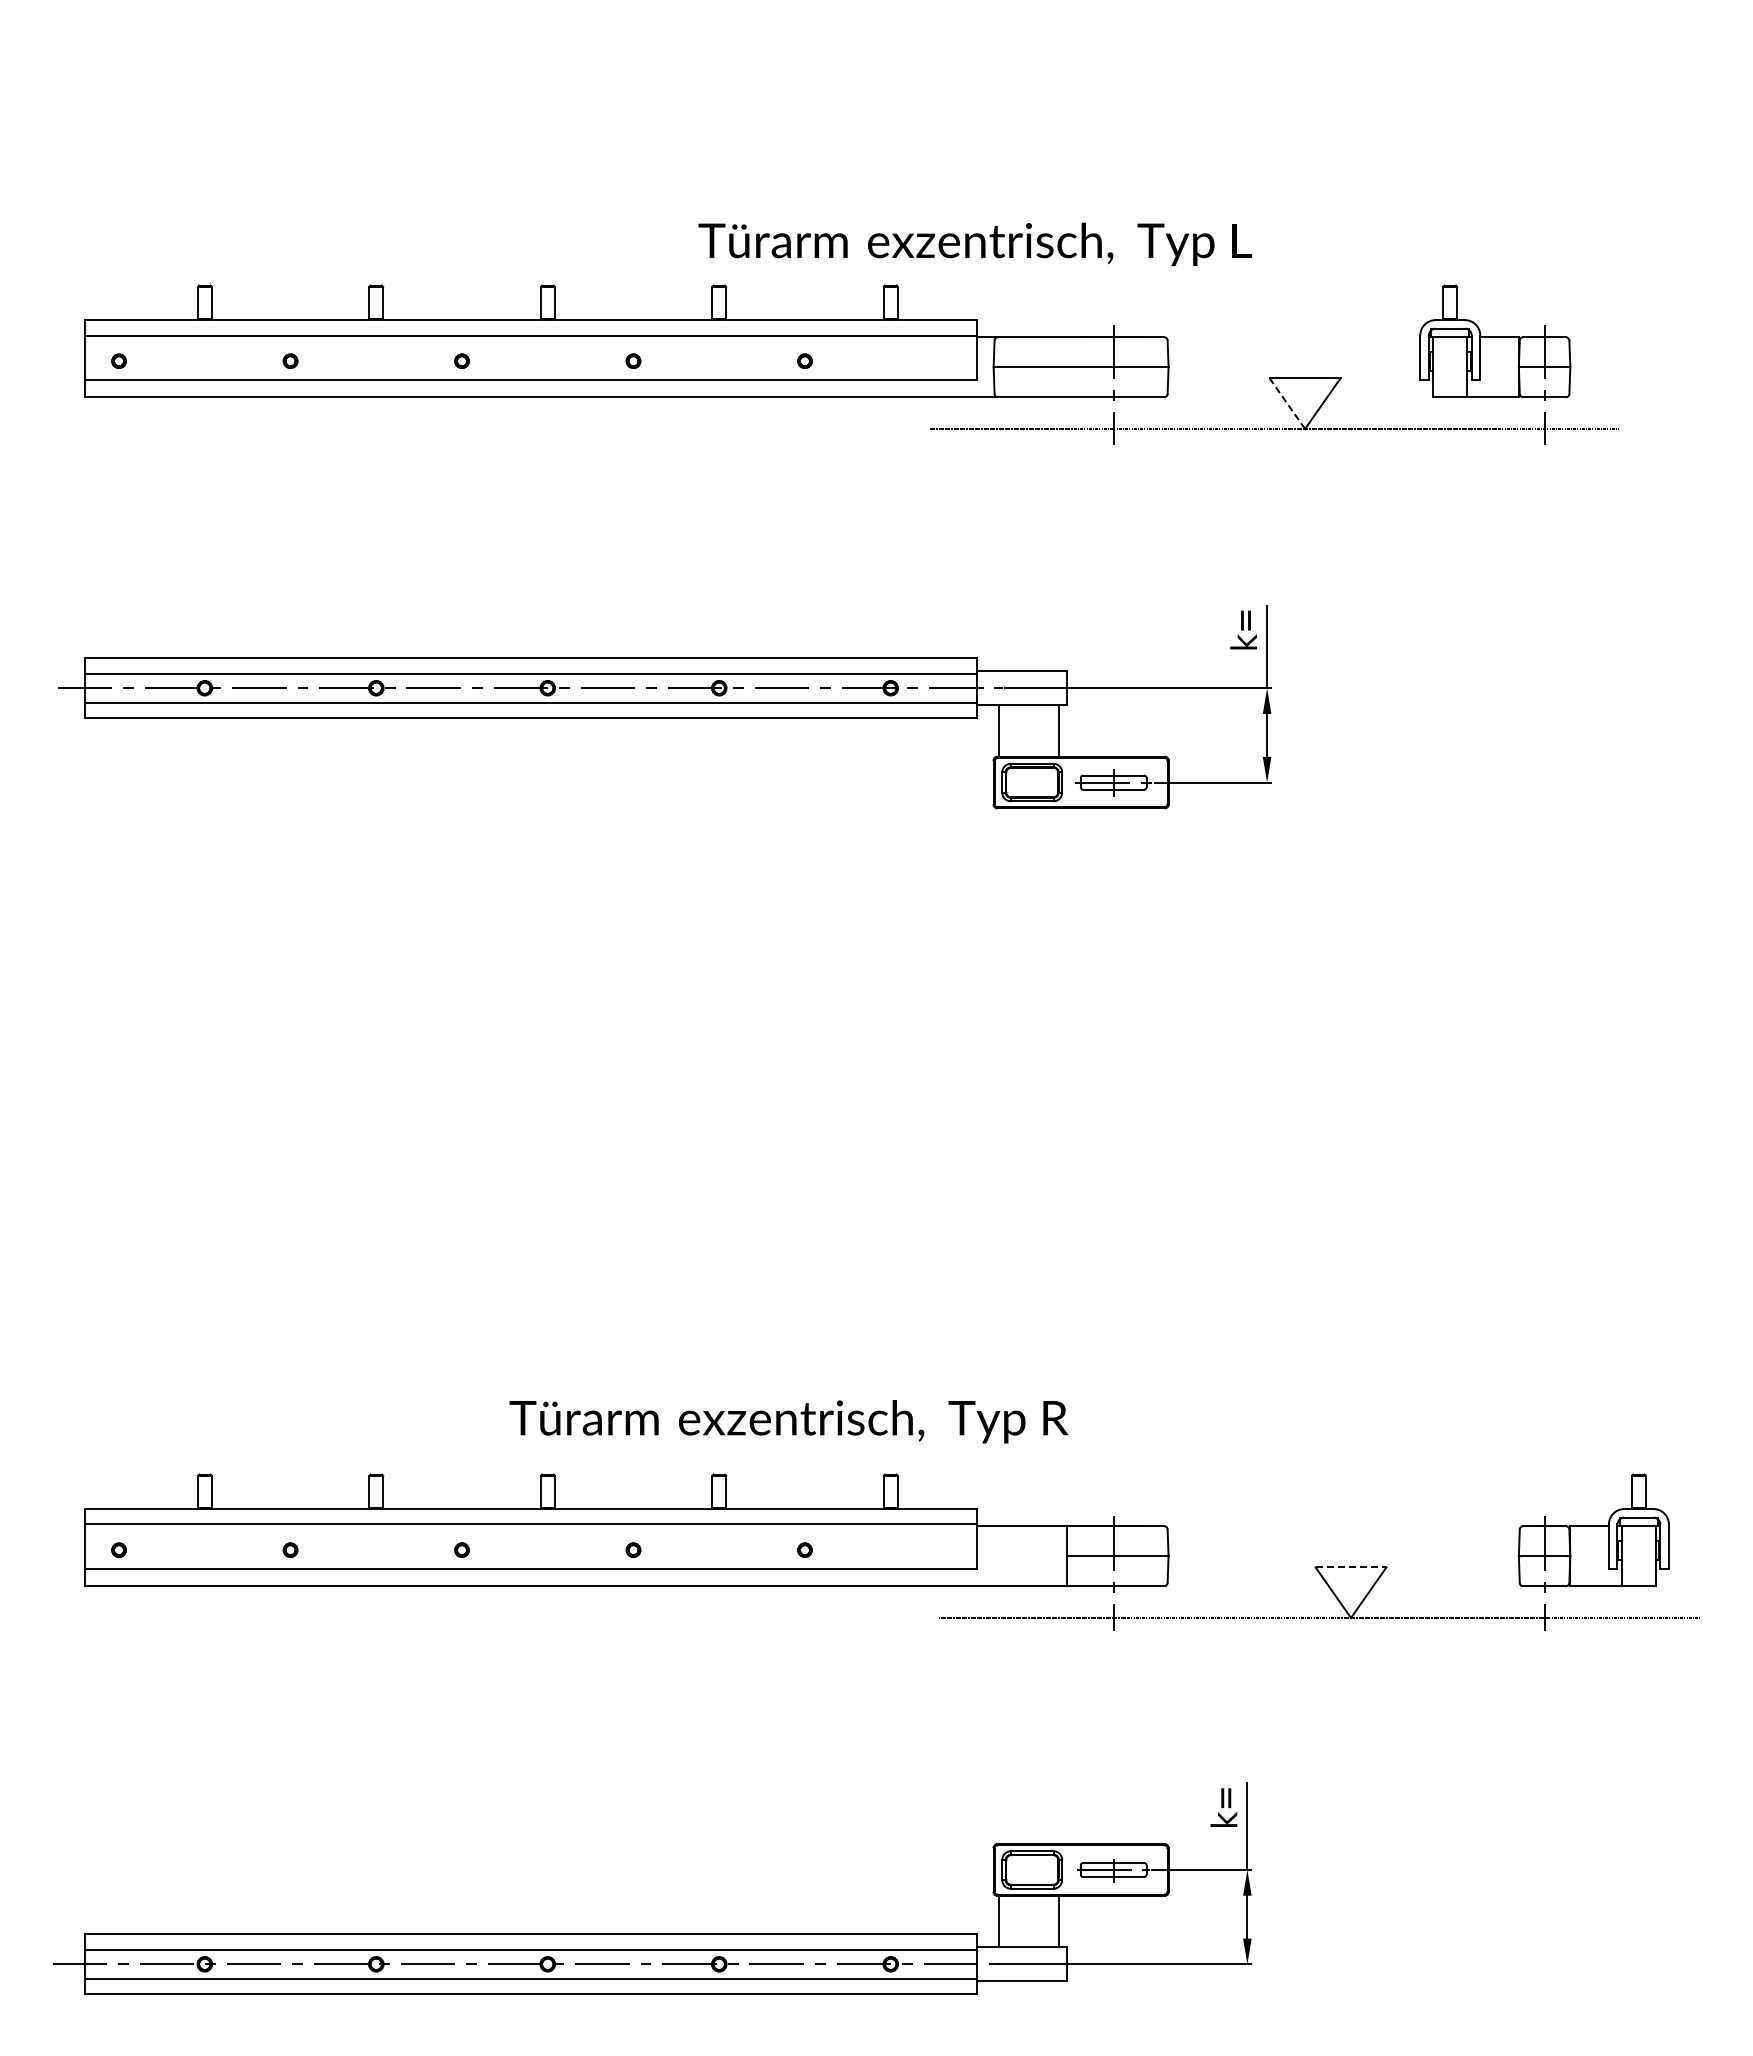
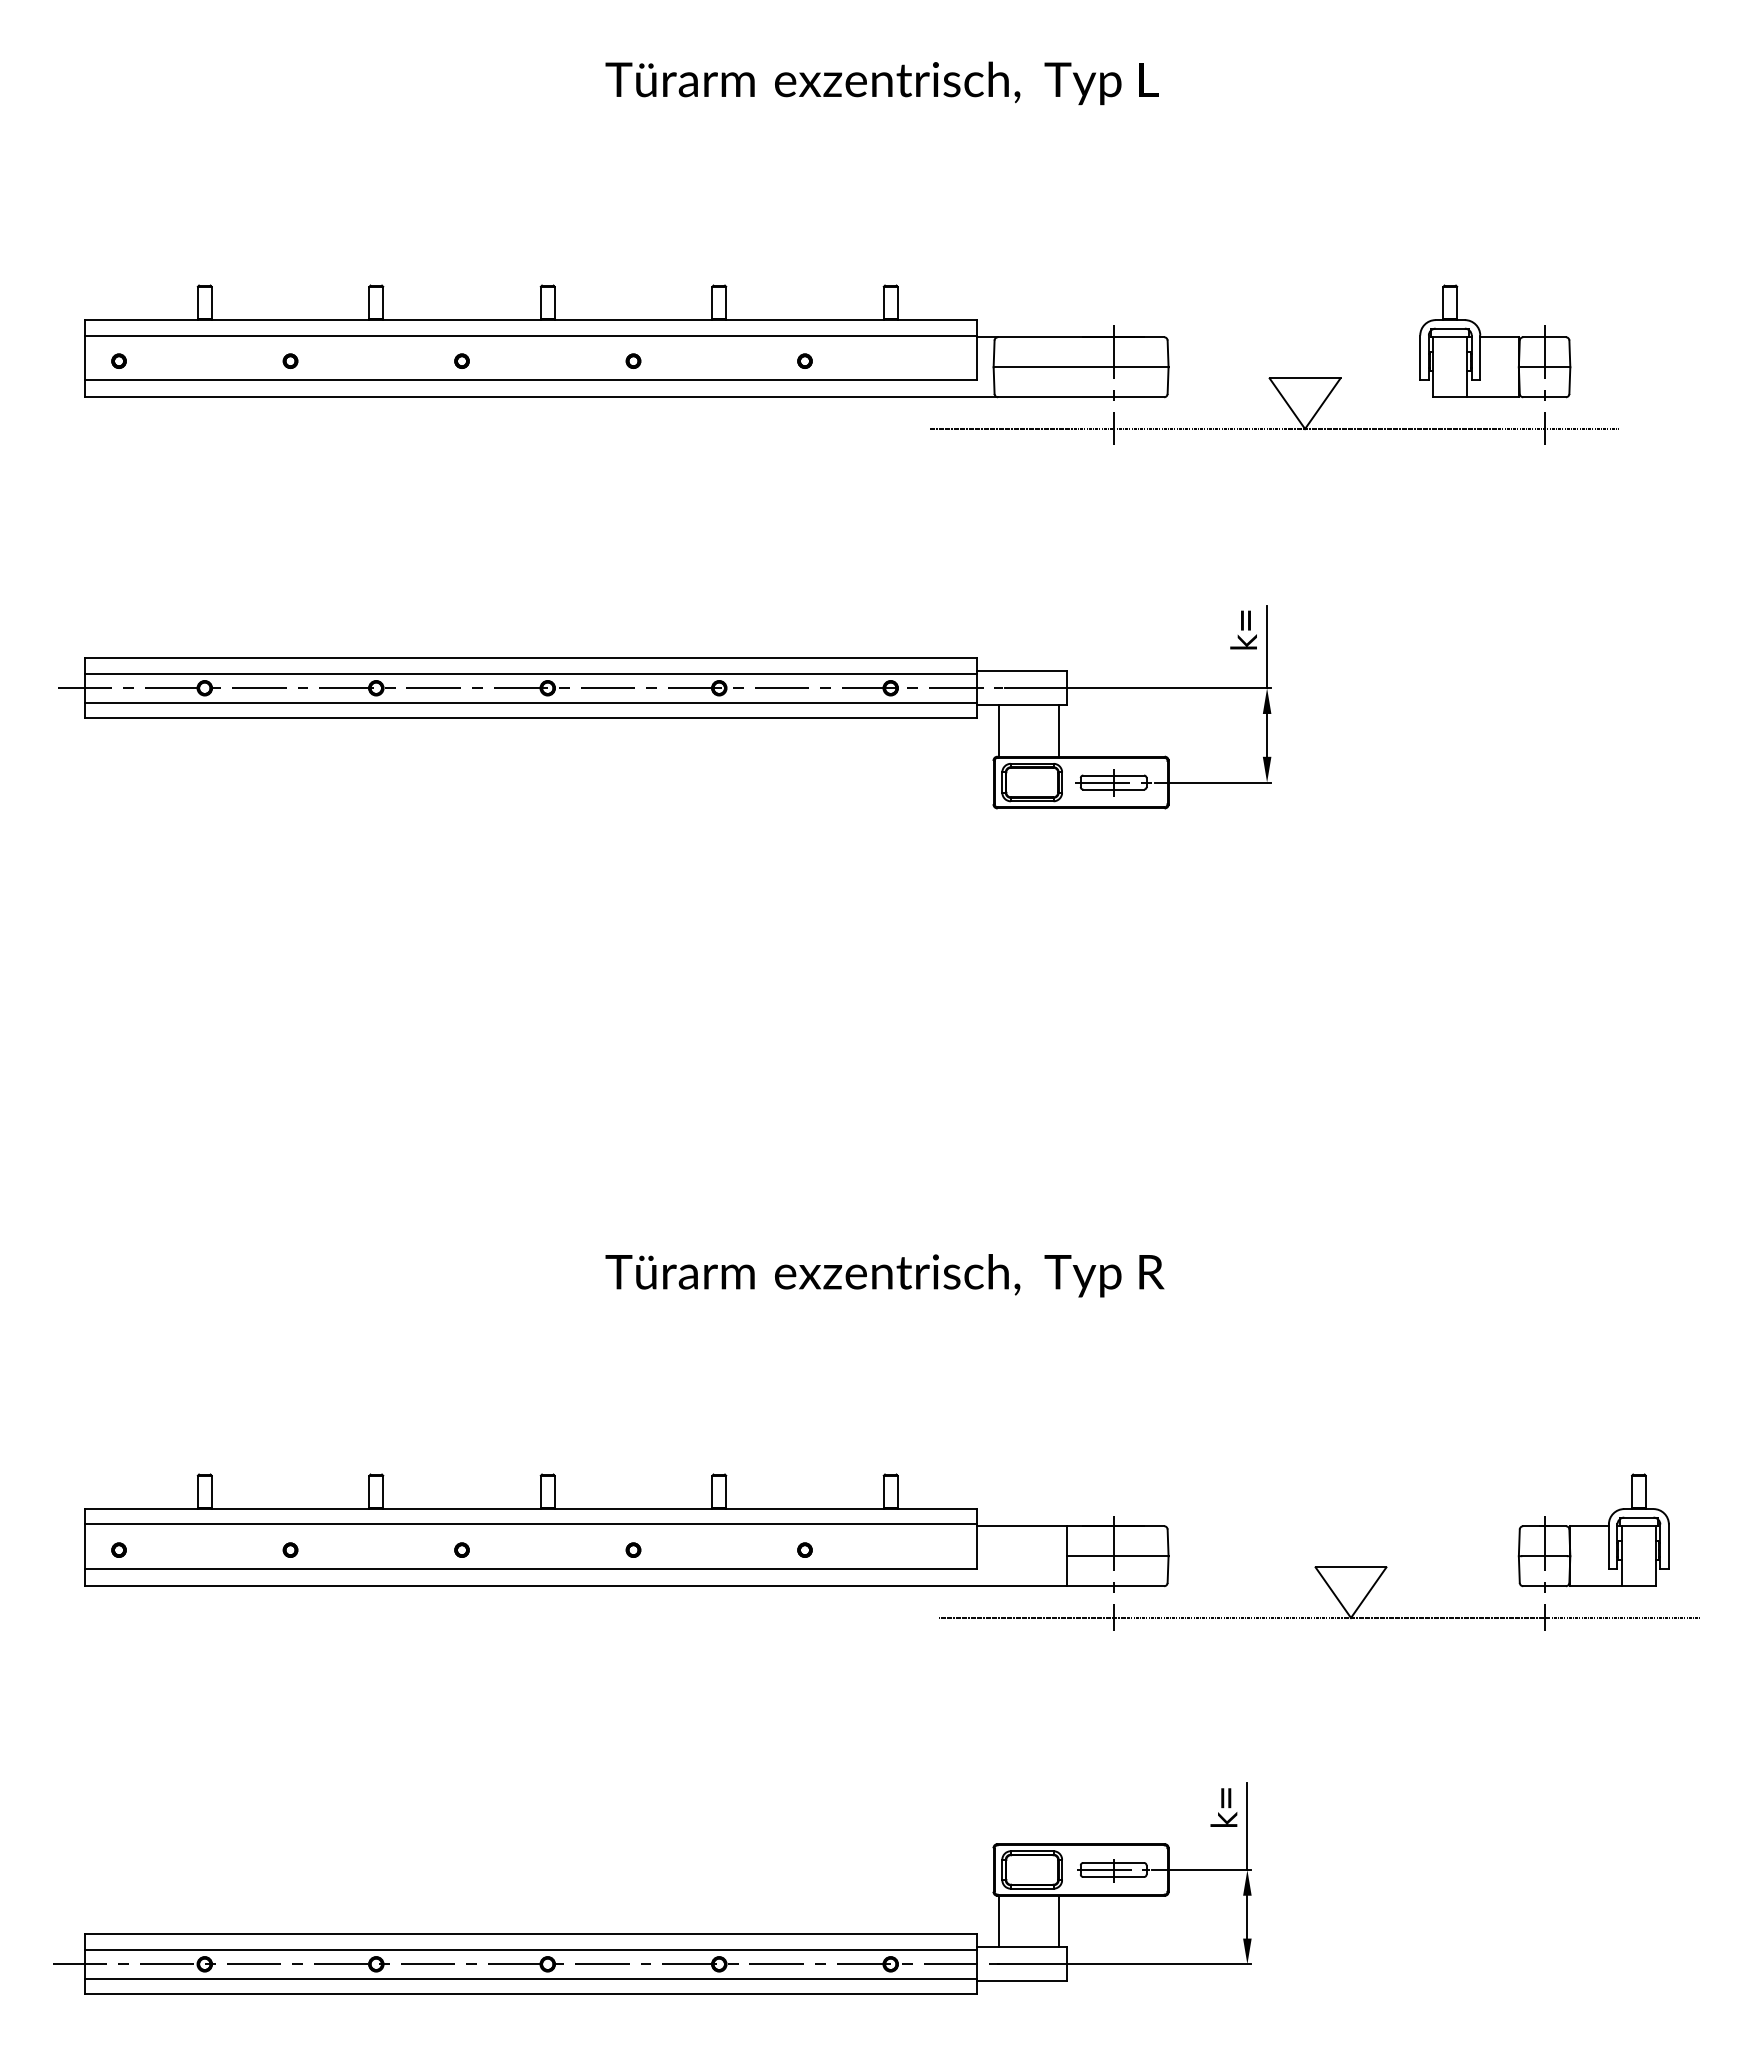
text position: (974, 244) -> (881, 83) (881, 83)
line: dashed -> solid (1287, 403)
text position: (788, 1421) -> (884, 1275) (884, 1275)
line: dashed -> solid (1351, 1567)
